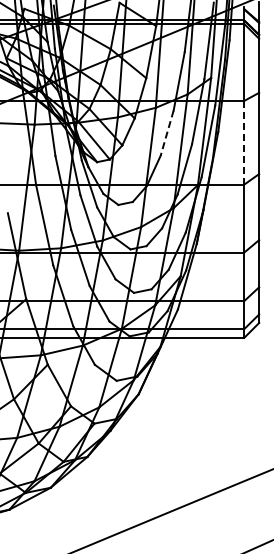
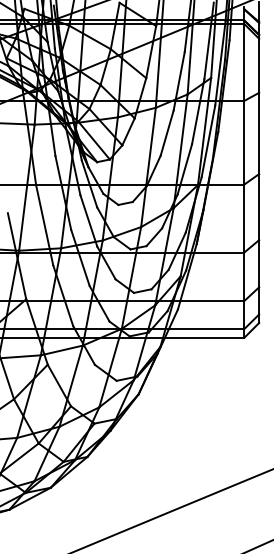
line: dashed -> solid (167, 133)
line: dashed -> solid (244, 142)
